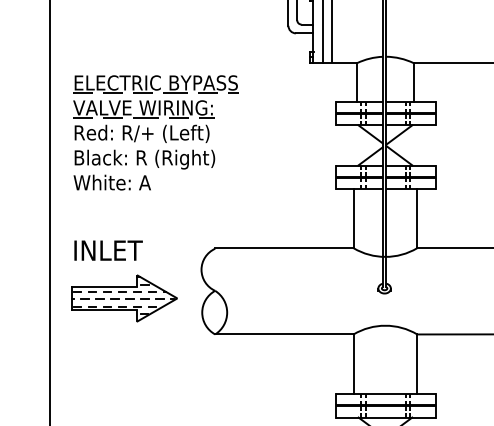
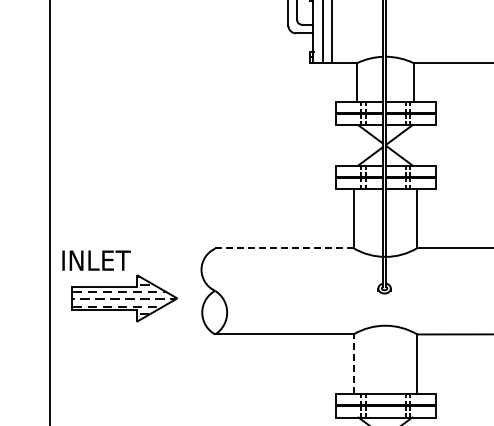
part: present -> none (155, 132)
line: solid -> dashed (283, 248)
text position: (108, 250) -> (96, 260) (96, 260)
line: solid -> dashed (353, 364)
